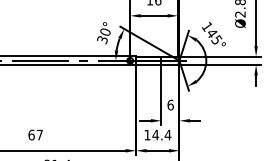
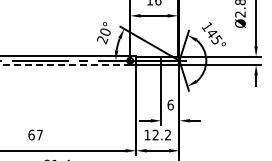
text: 30° -> 20° (102, 40)
line: solid -> dashed (65, 65)
text: 14.4 -> 12.2 (161, 134)
